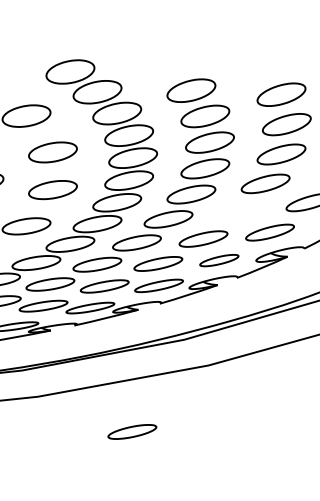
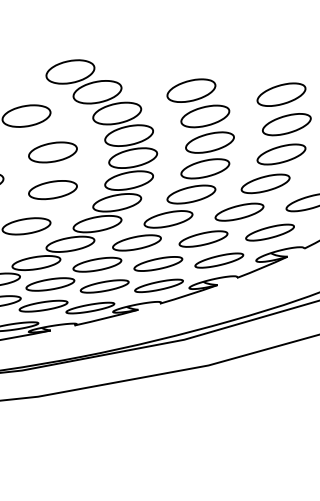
part: none -> present (239, 211)
part size: 41x14 px -> 51x17 px (219, 260)
part: present -> none (132, 431)
